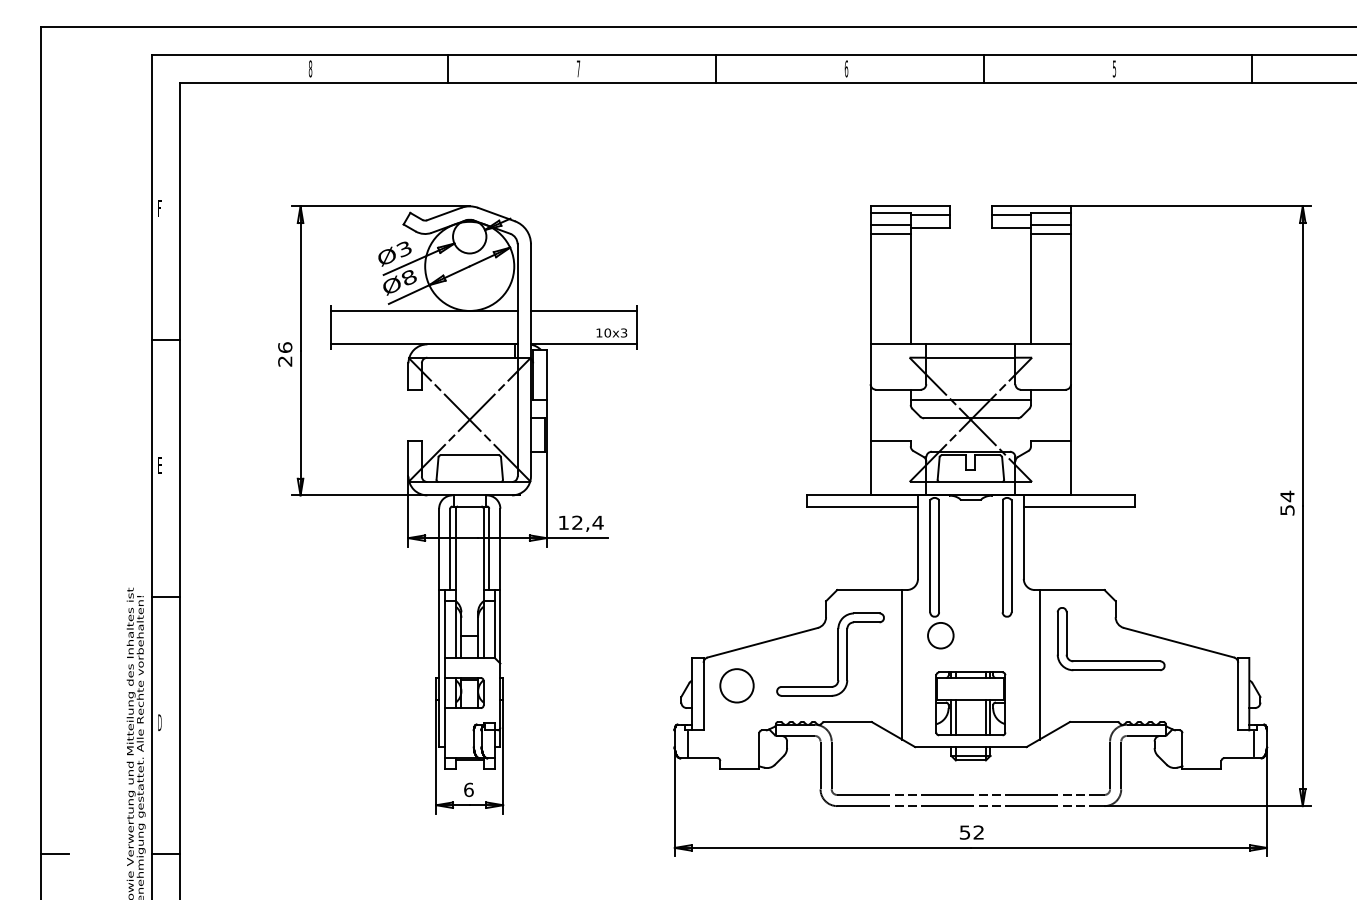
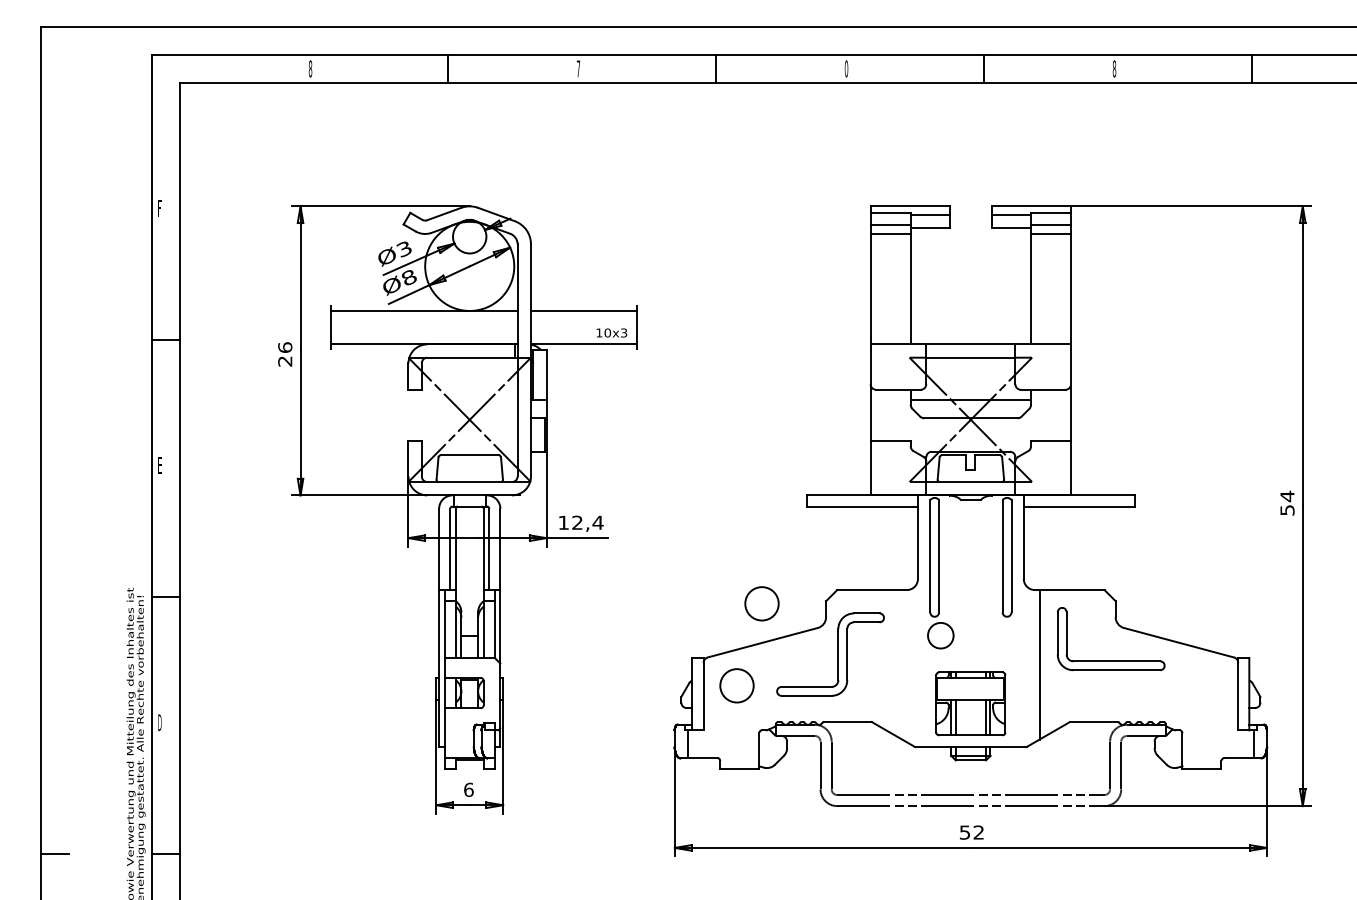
text: 6 -> 0 (846, 68)
text: 5 -> 8 (1114, 68)
circle: none -> present (761, 603)
line: present -> none (902, 664)
